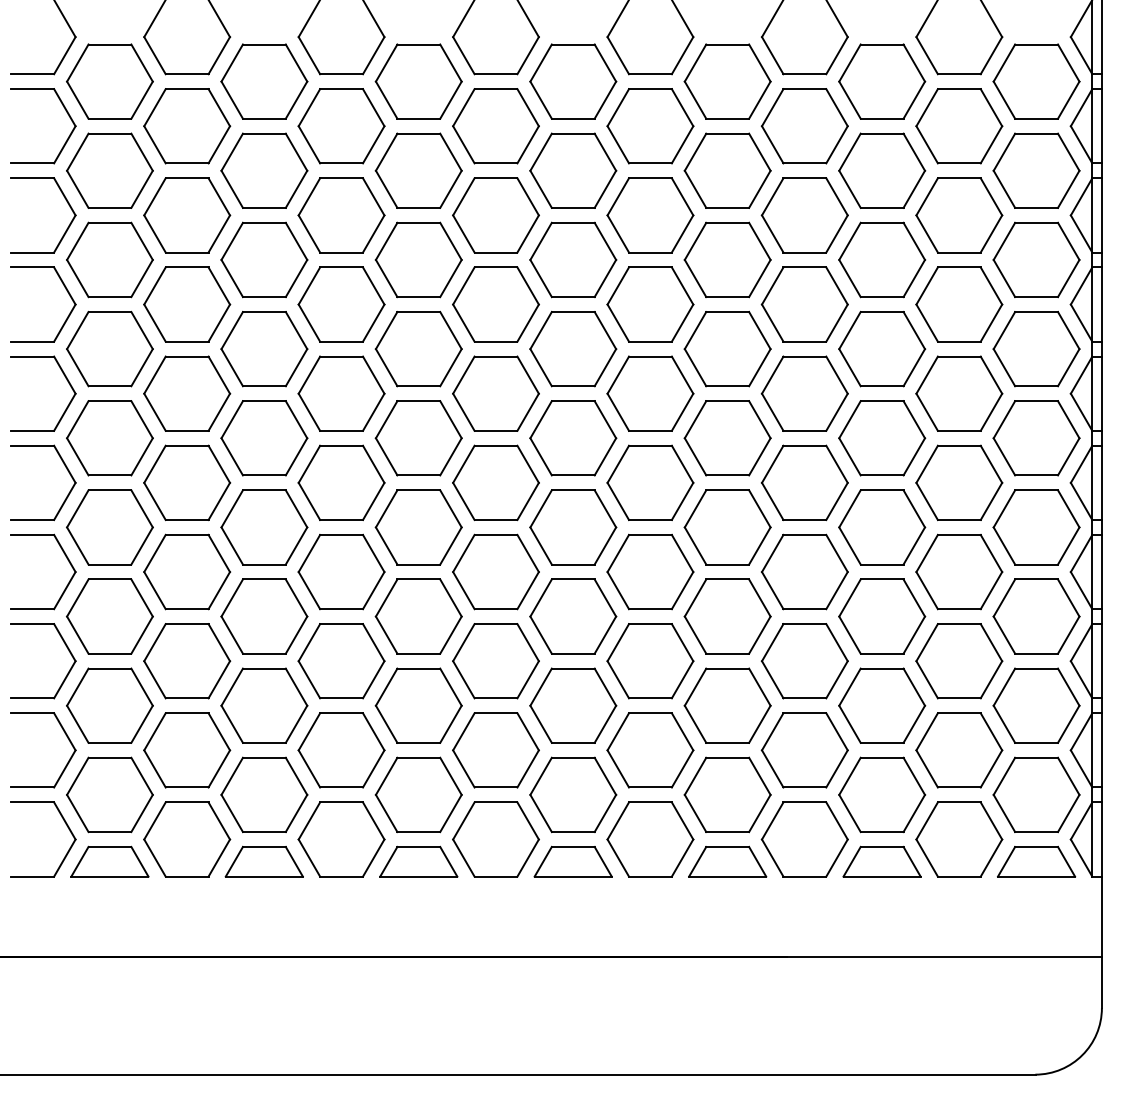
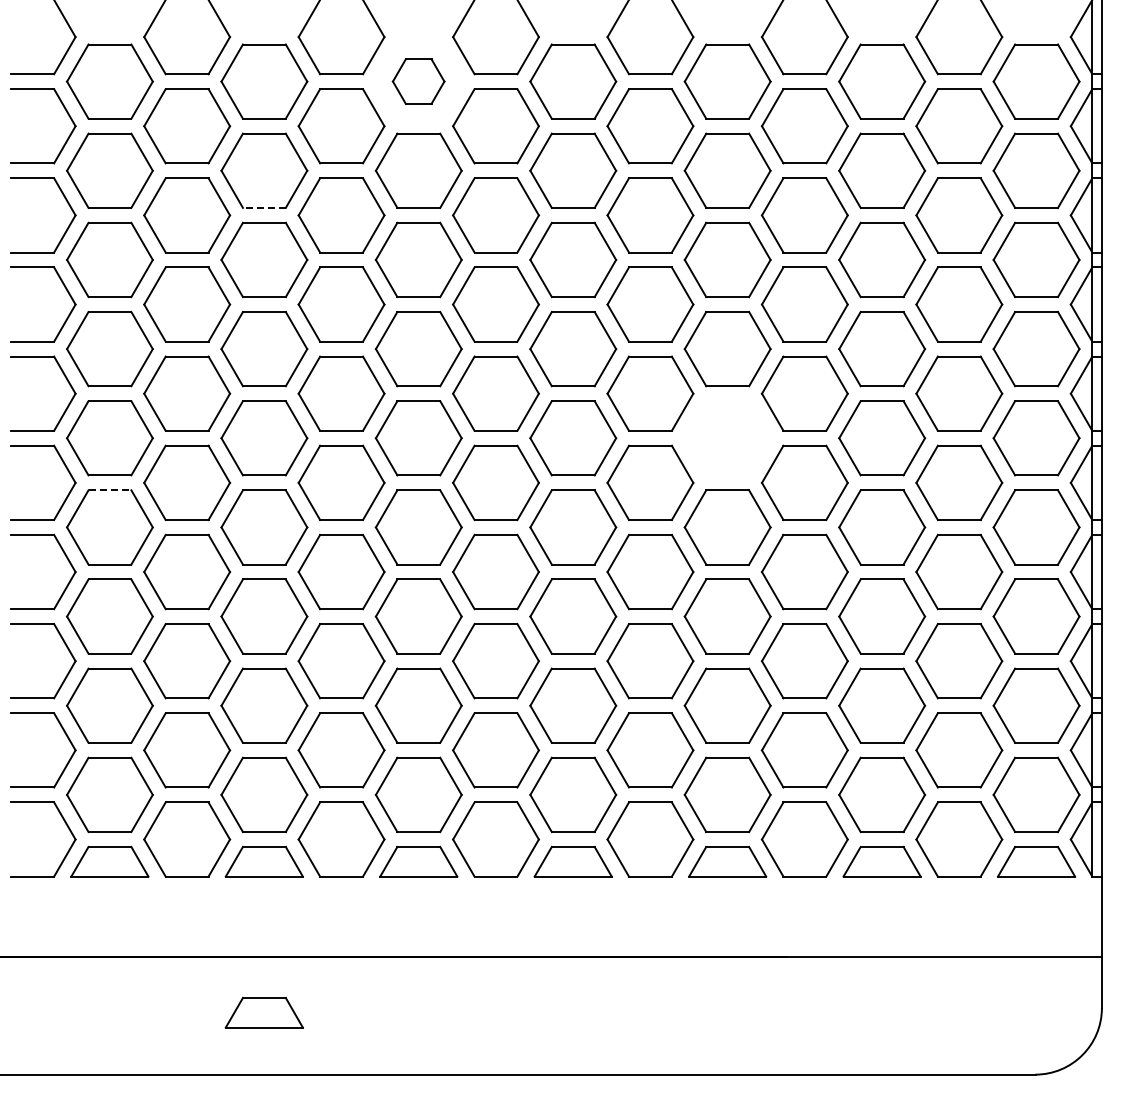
part size: 89x77 px -> 55x47 px (418, 81)
line: solid -> dashed (263, 207)
part: present -> none (727, 438)
line: solid -> dashed (110, 490)
part: none -> present (263, 1012)
